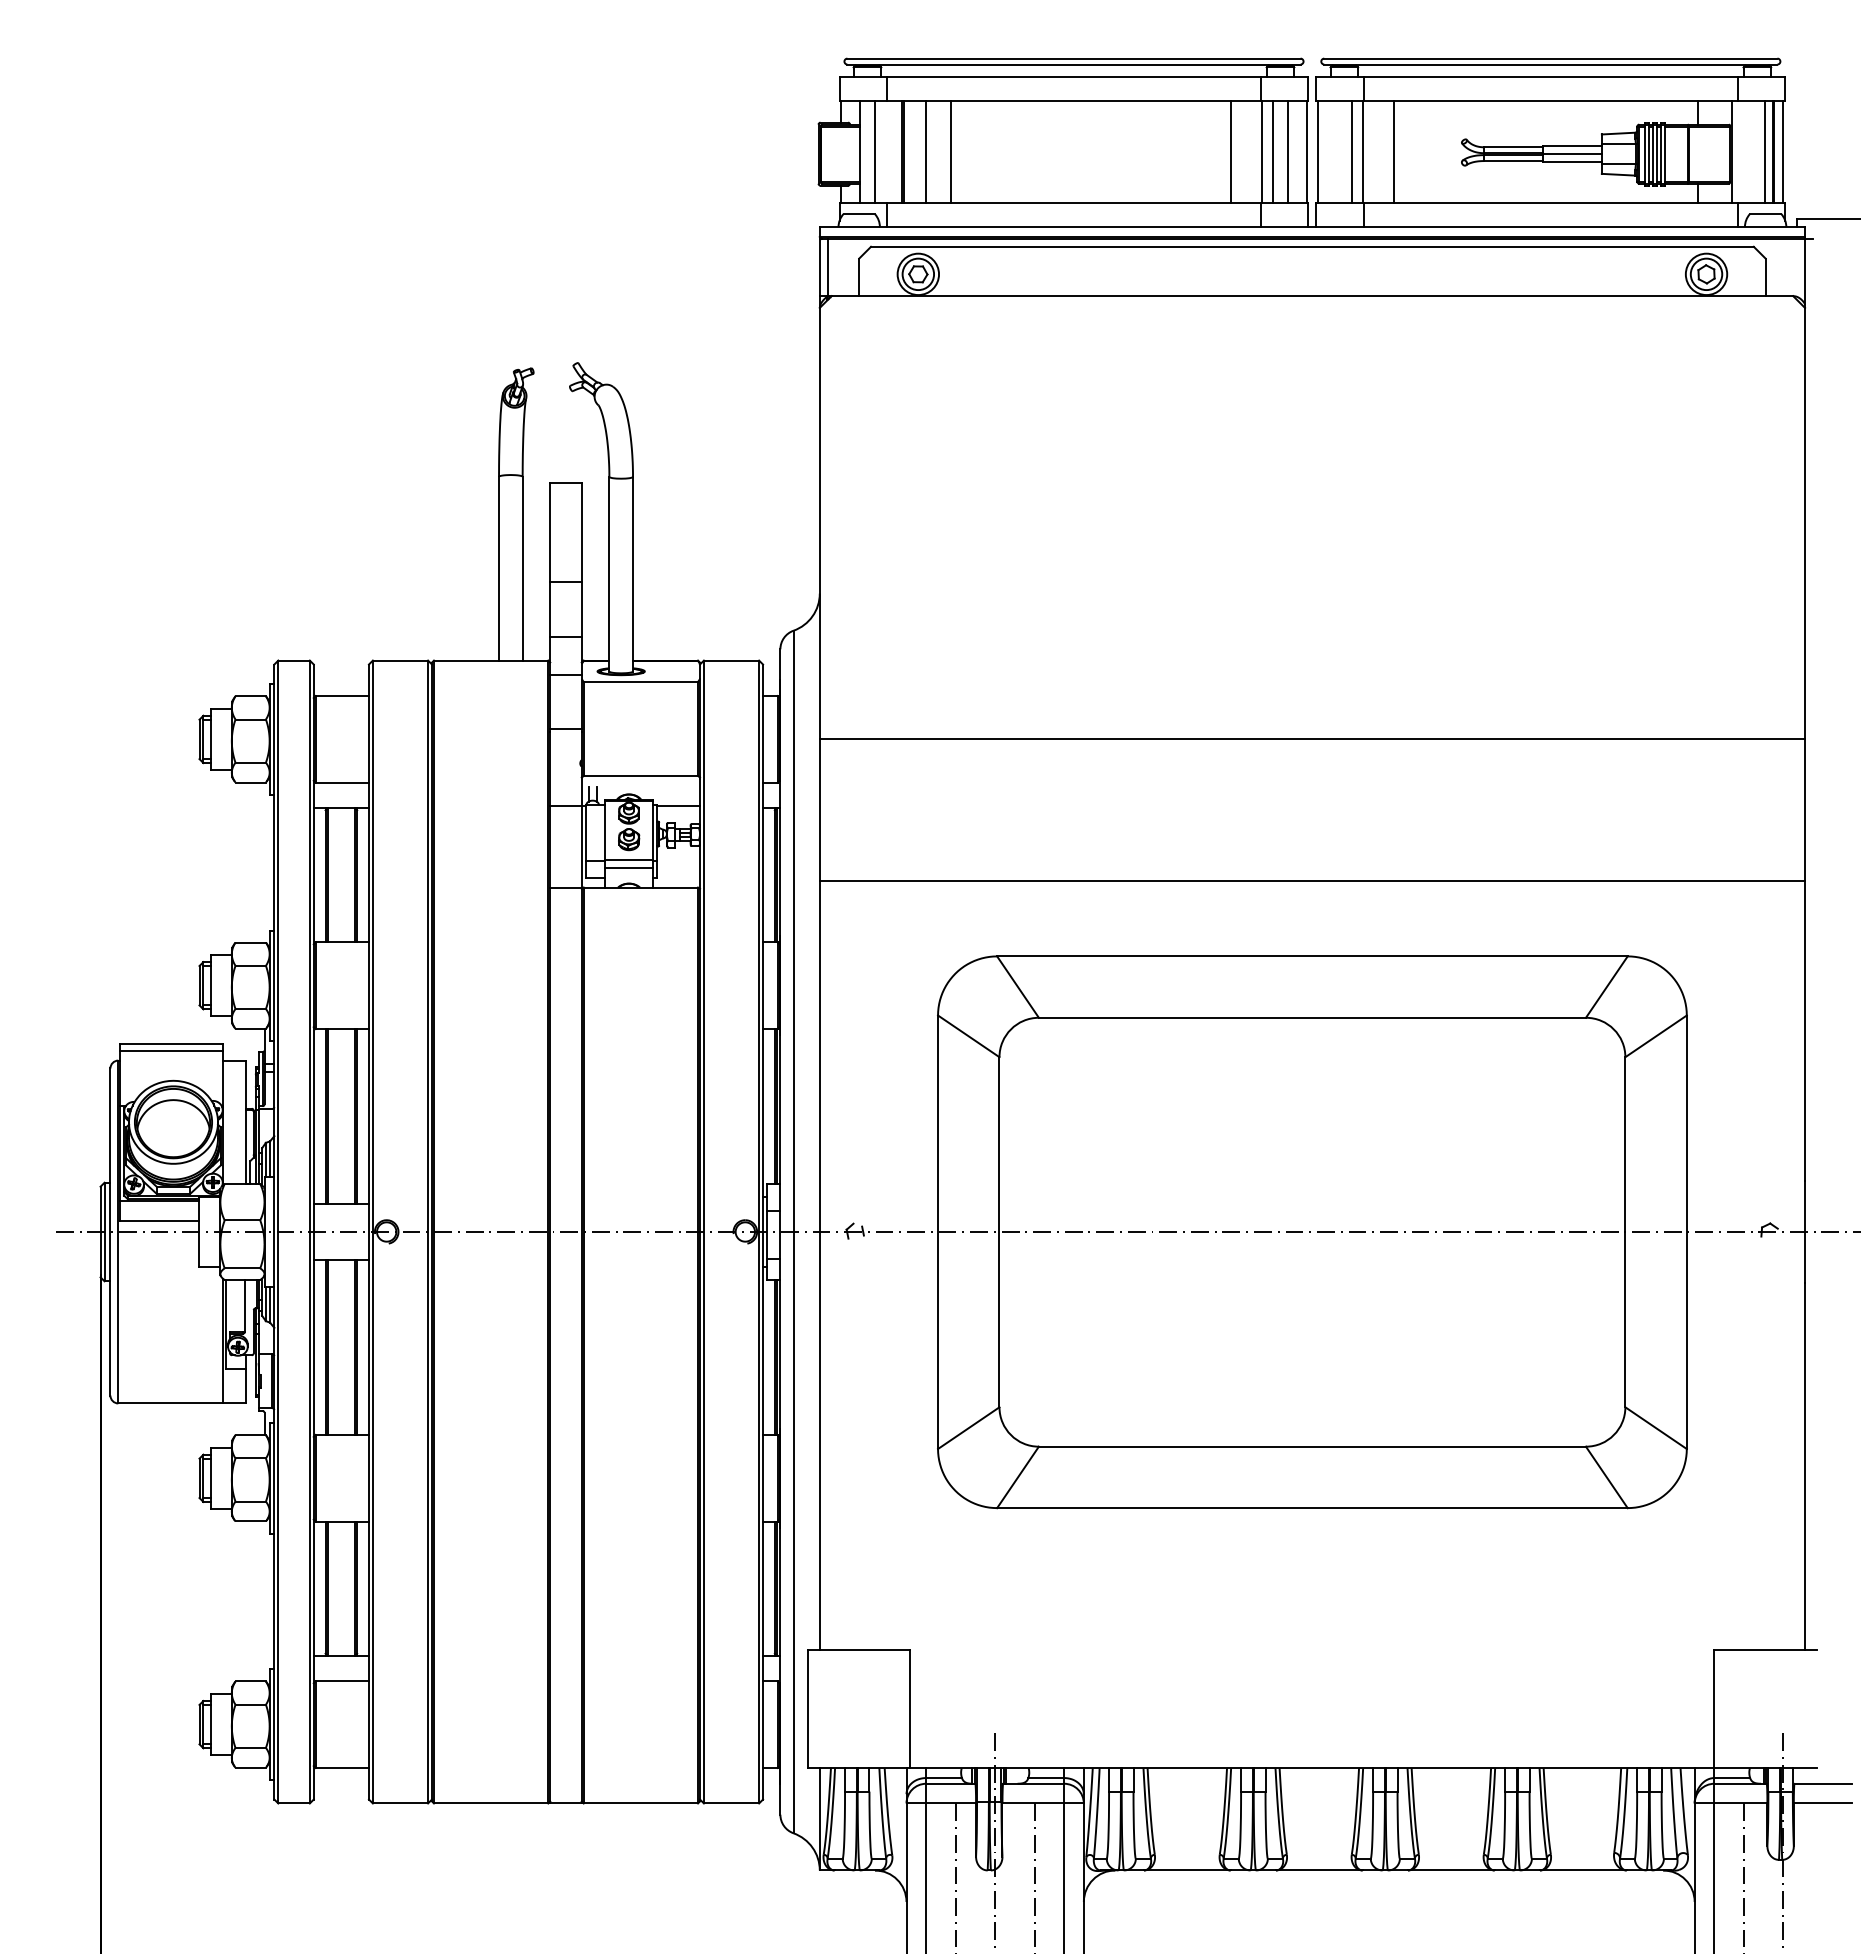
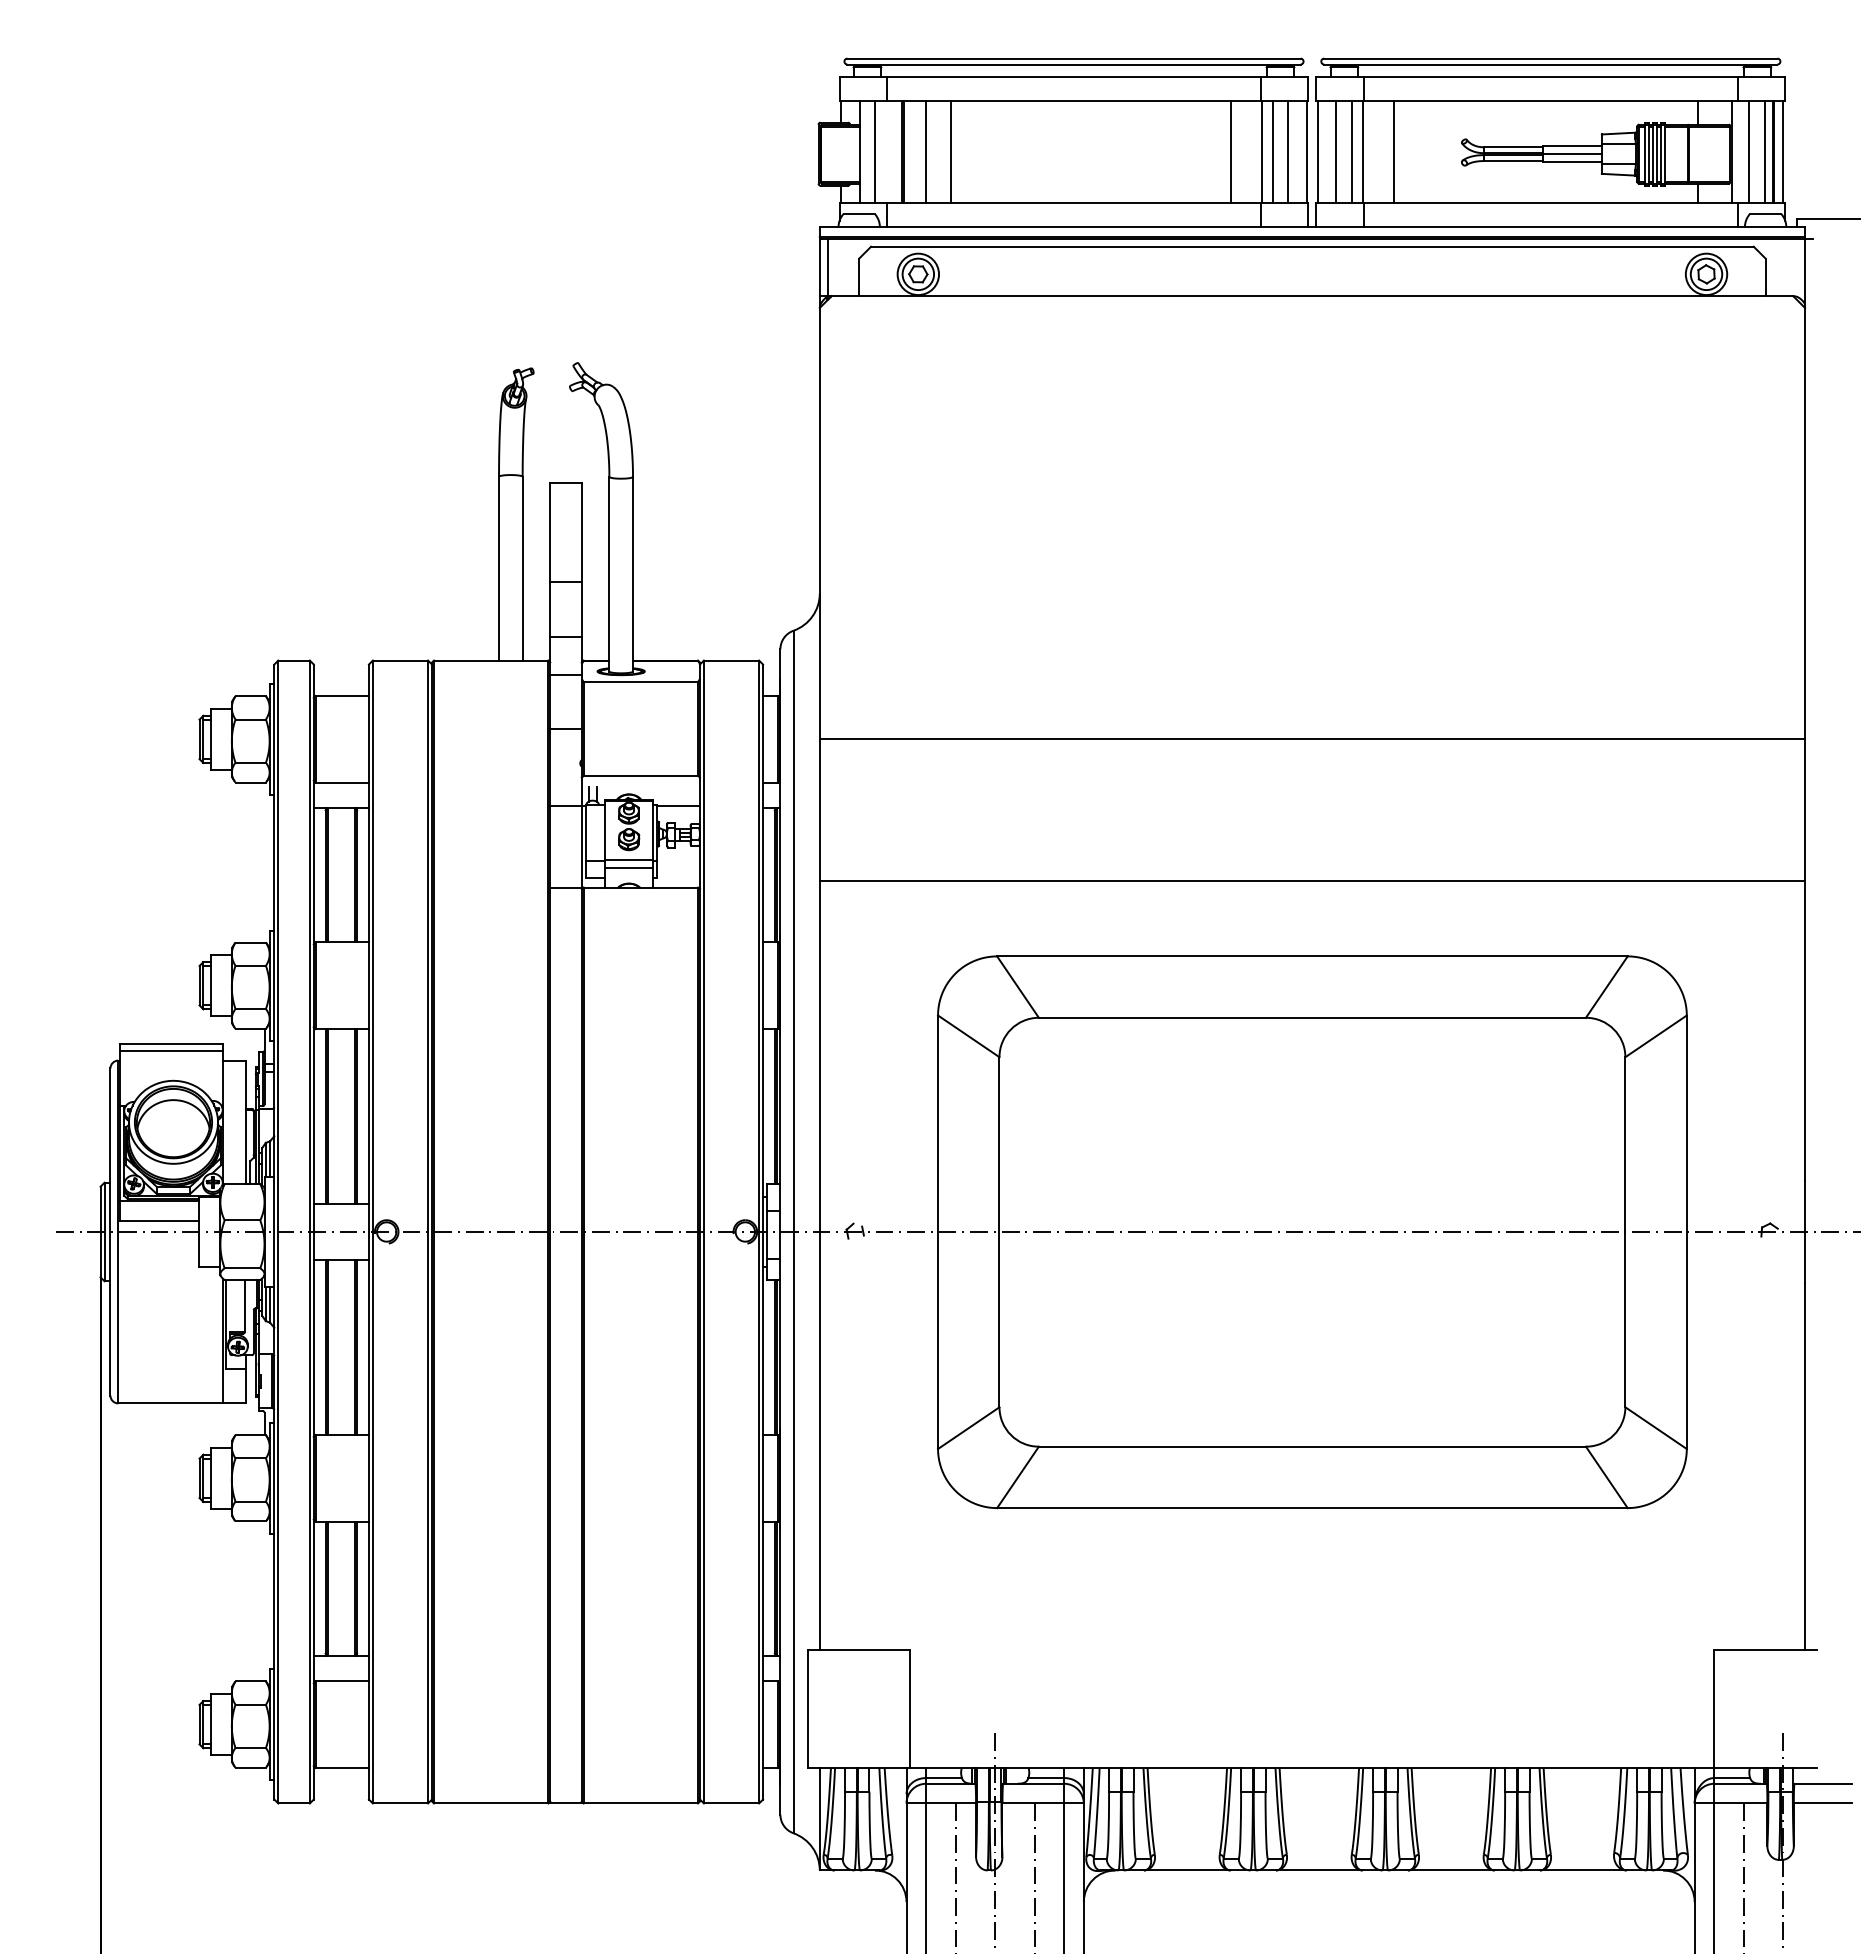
line: none -> present (1336, 151)
line: none -> present (1749, 151)
